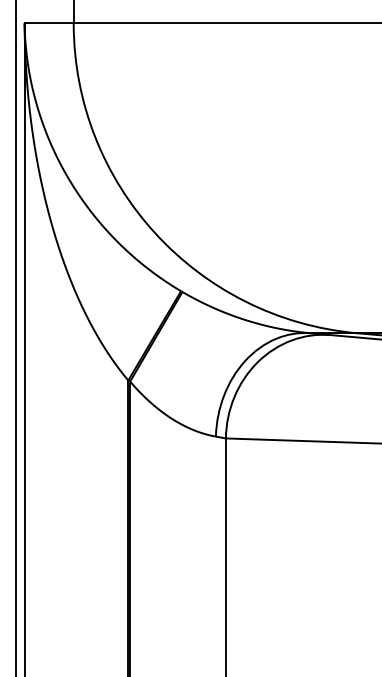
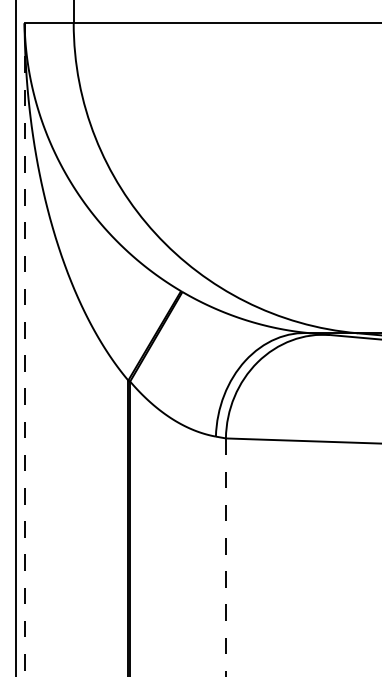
line: solid -> dashed (24, 350)
line: solid -> dashed (225, 557)
